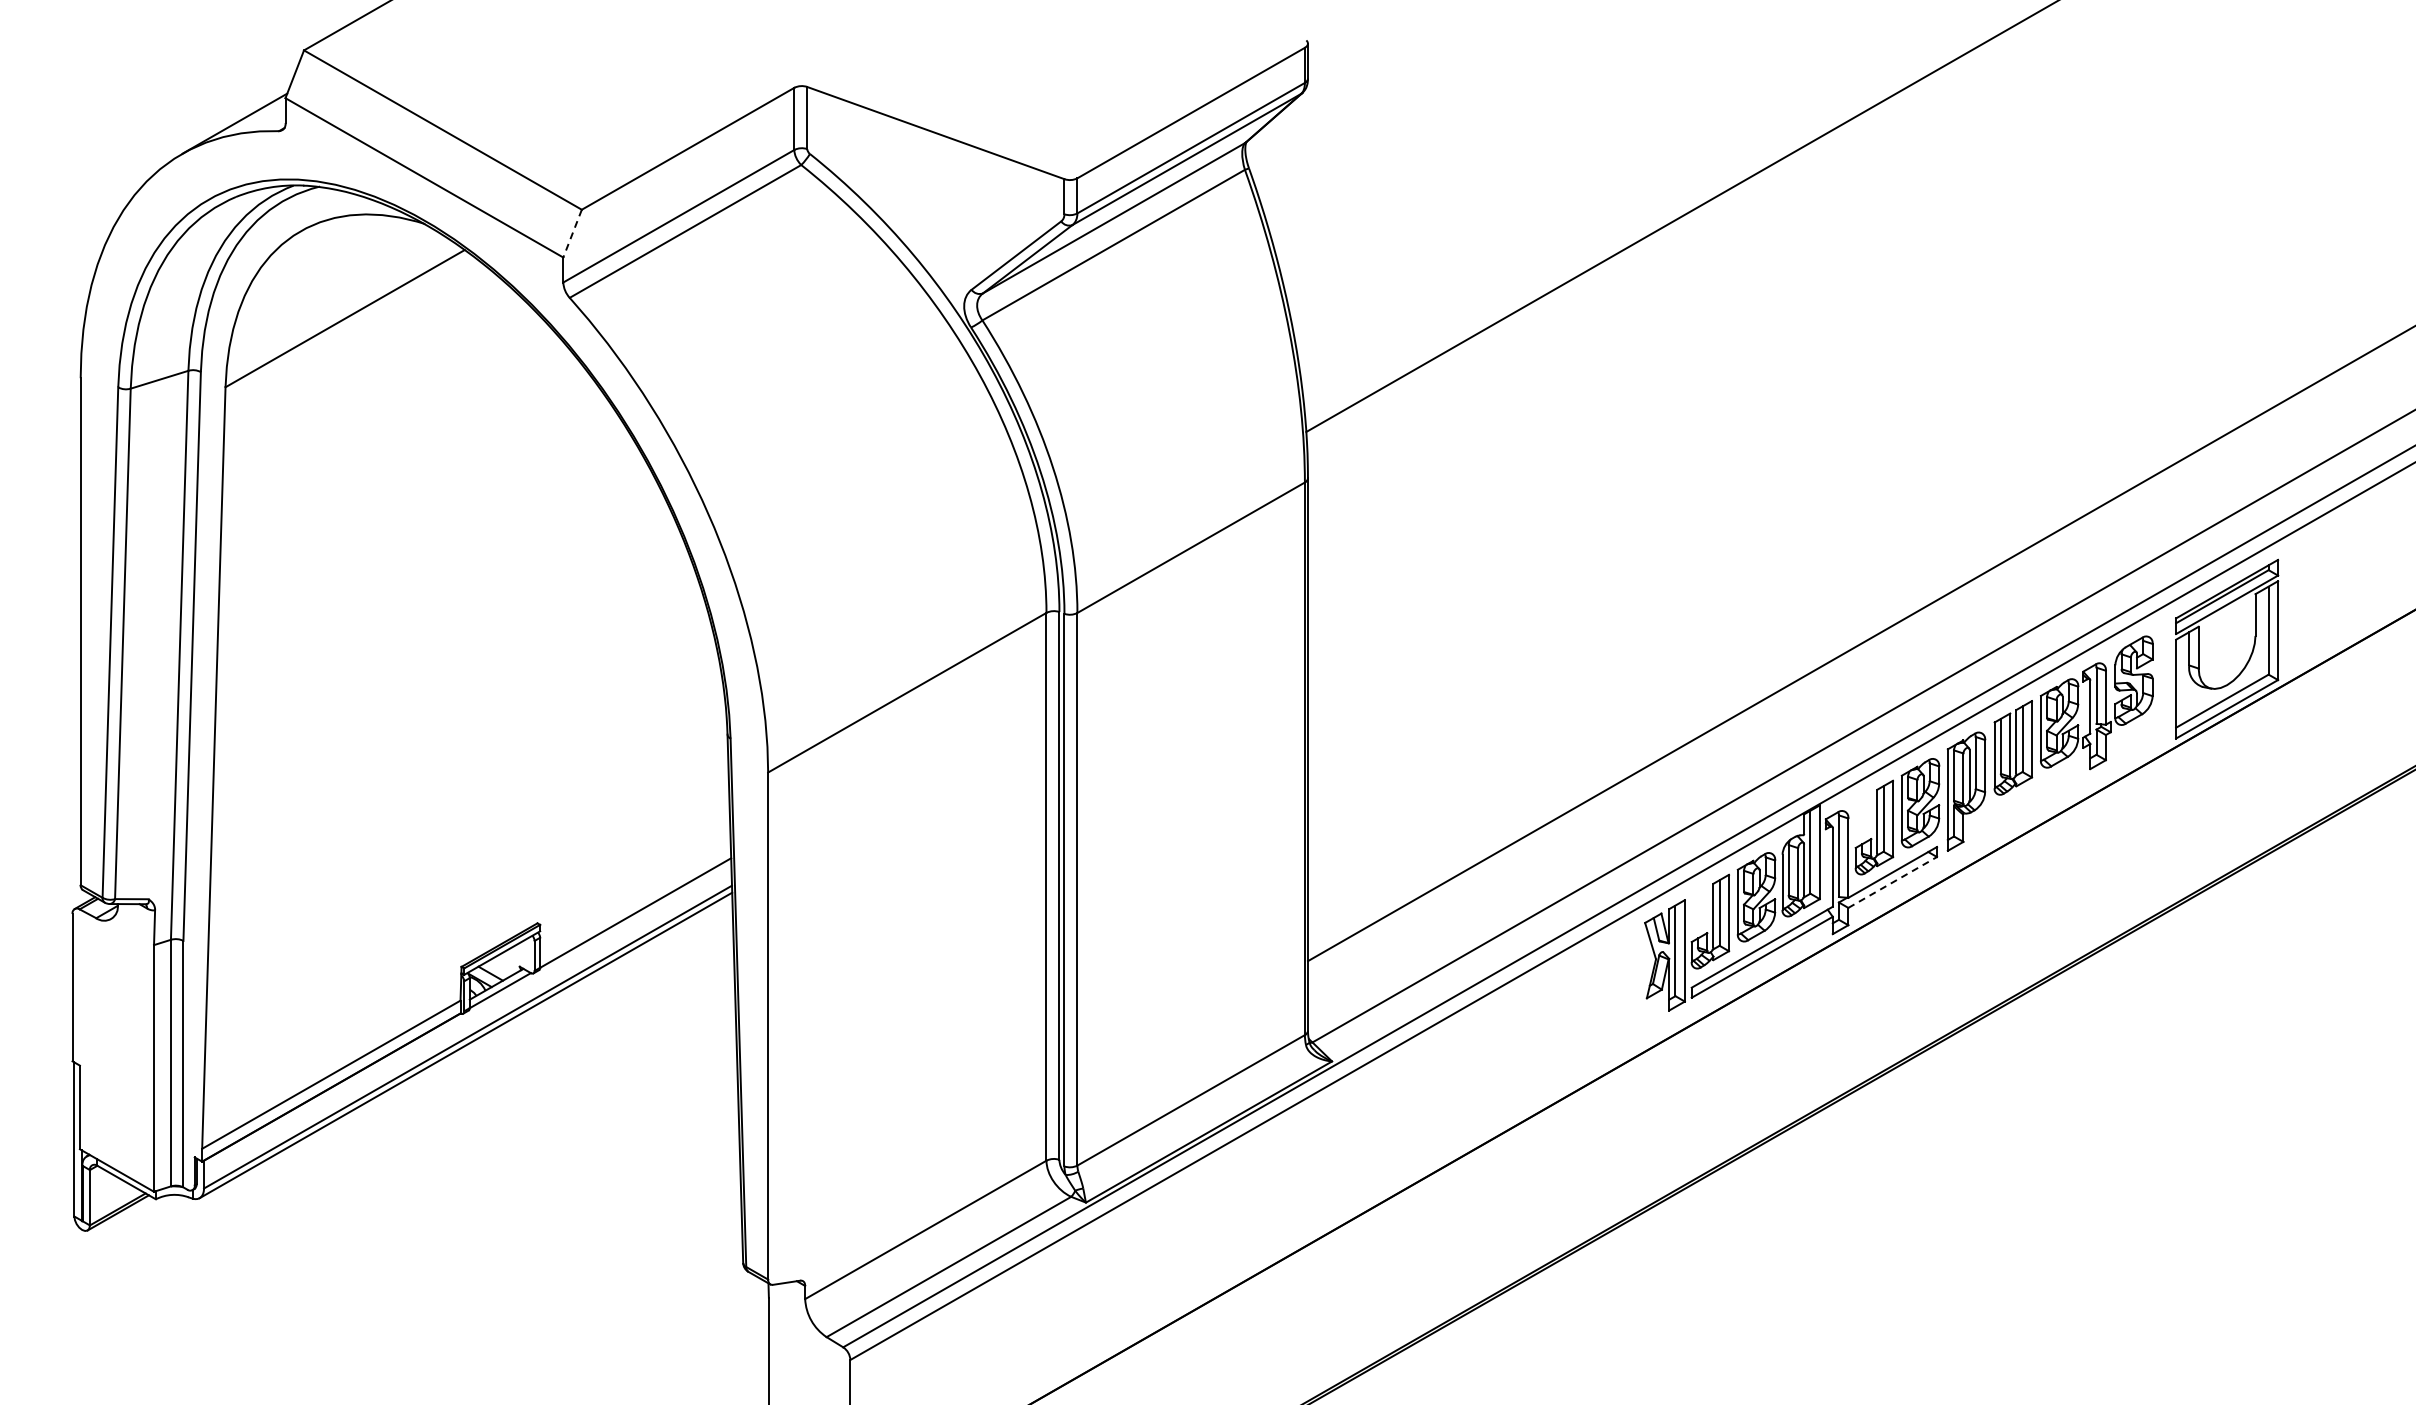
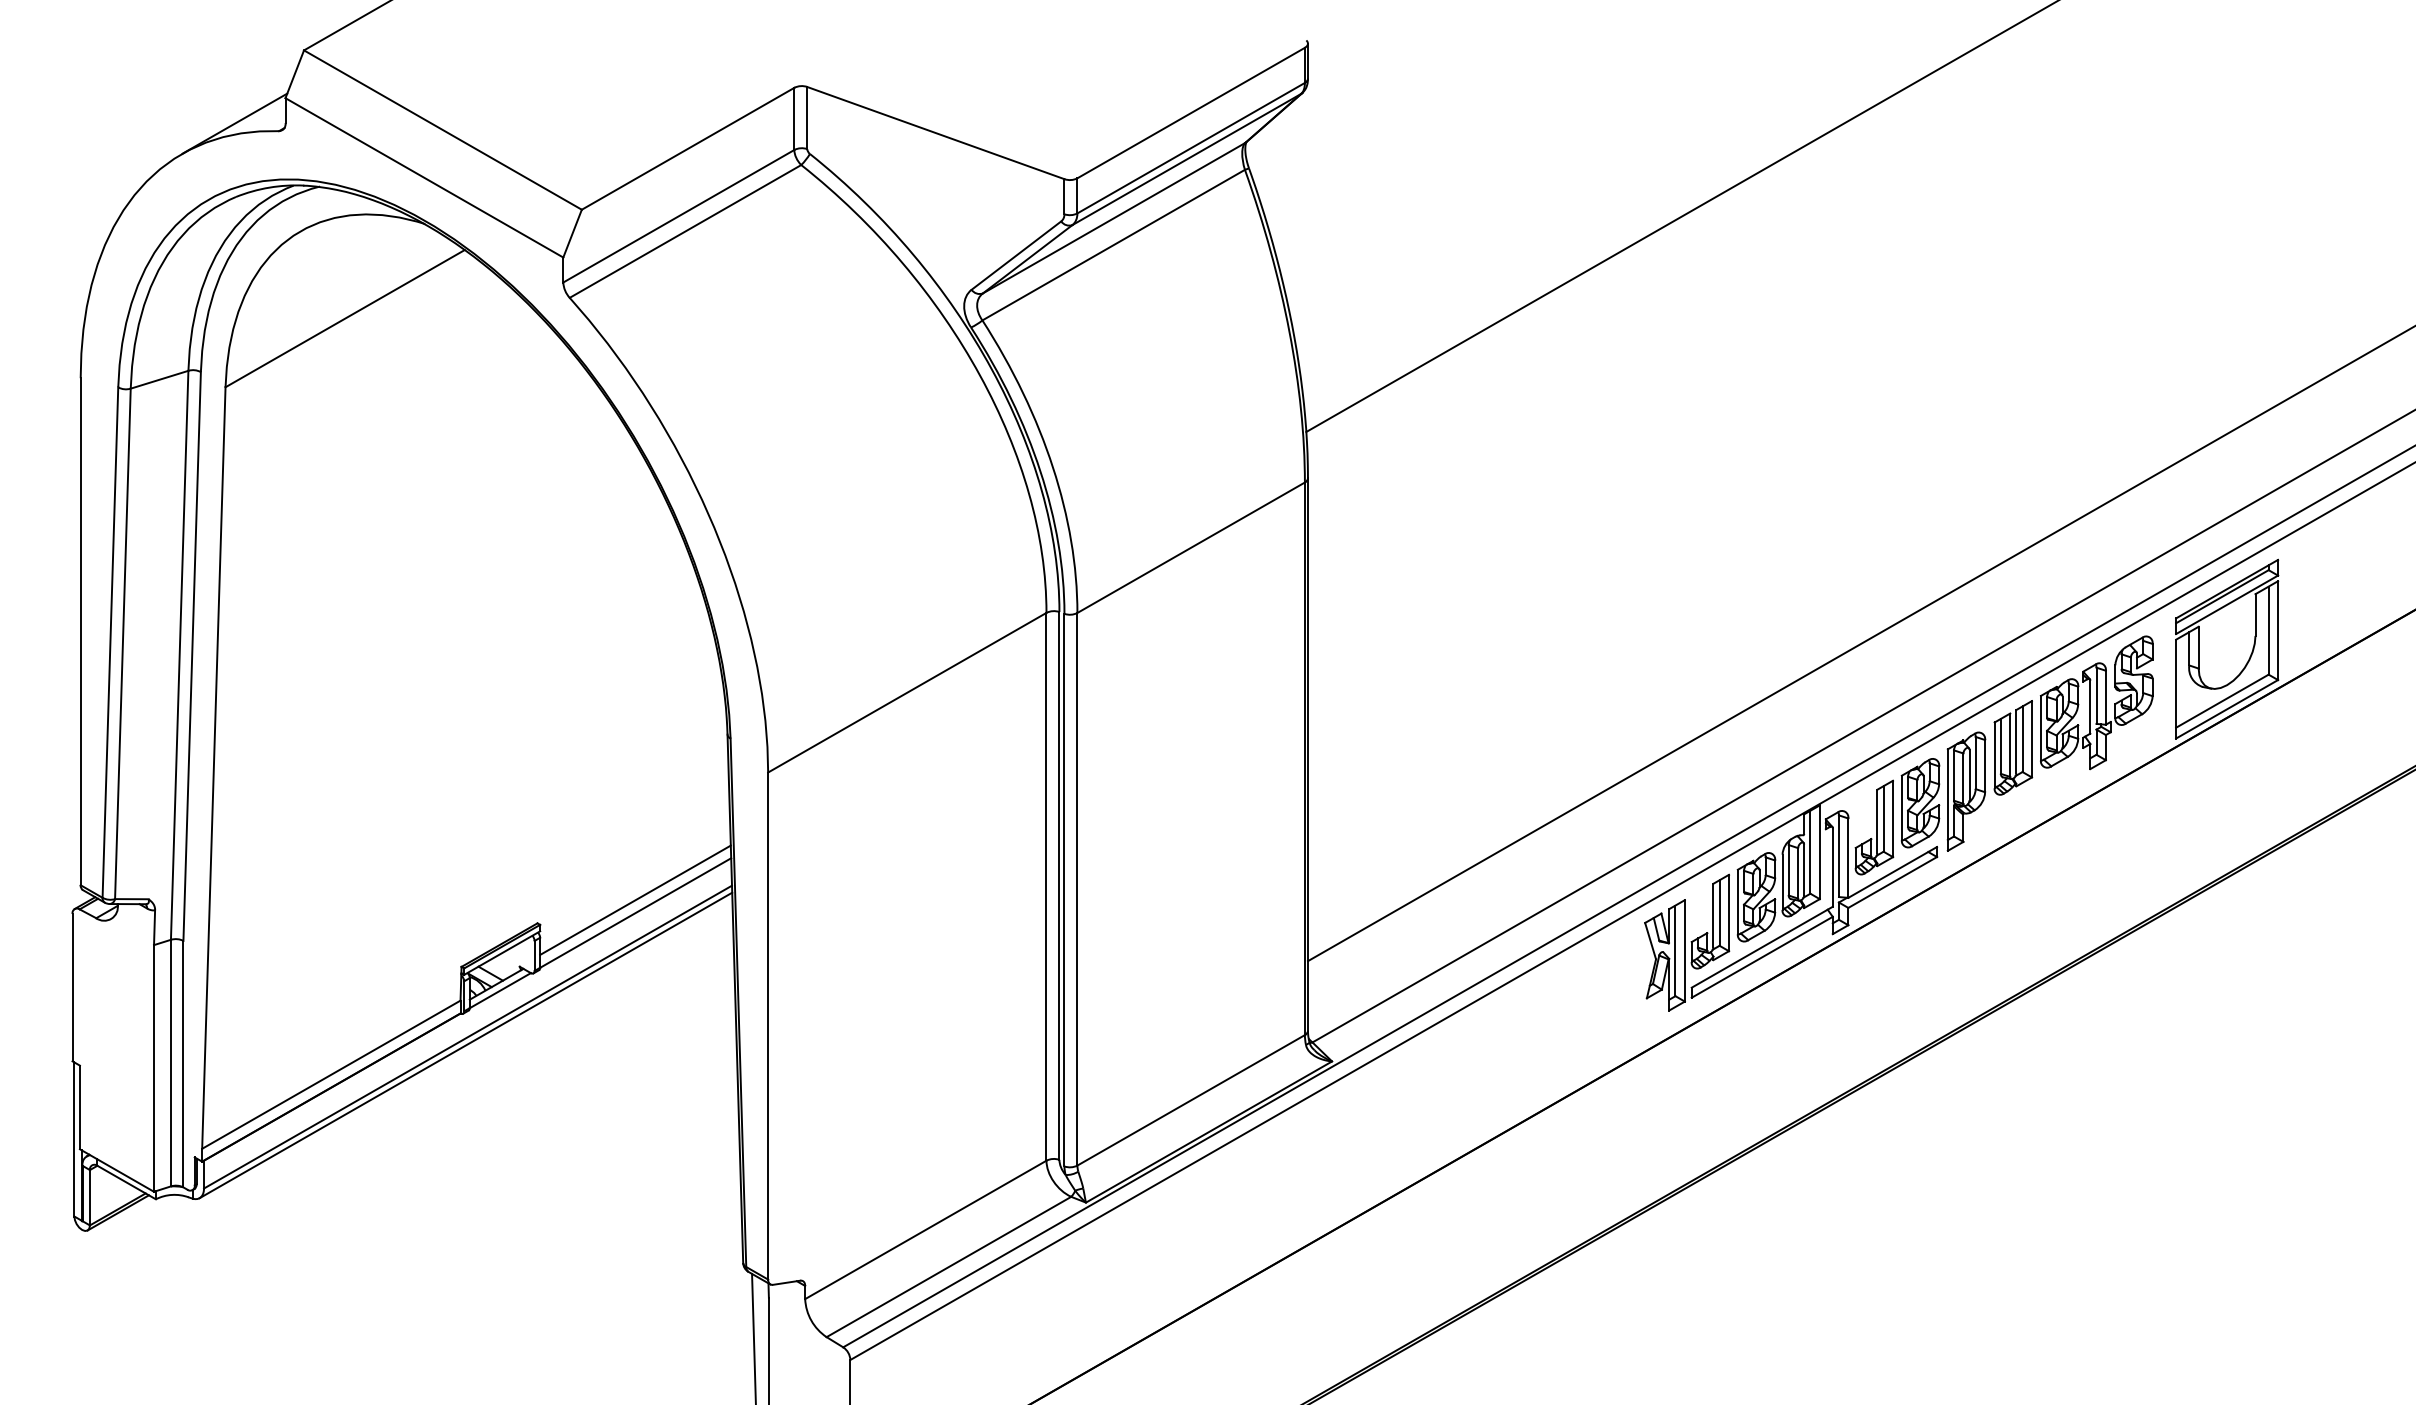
line: dashed -> solid (572, 233)
line: dashed -> solid (1893, 882)
line: none -> present (635, 899)
line: none -> present (753, 1337)
